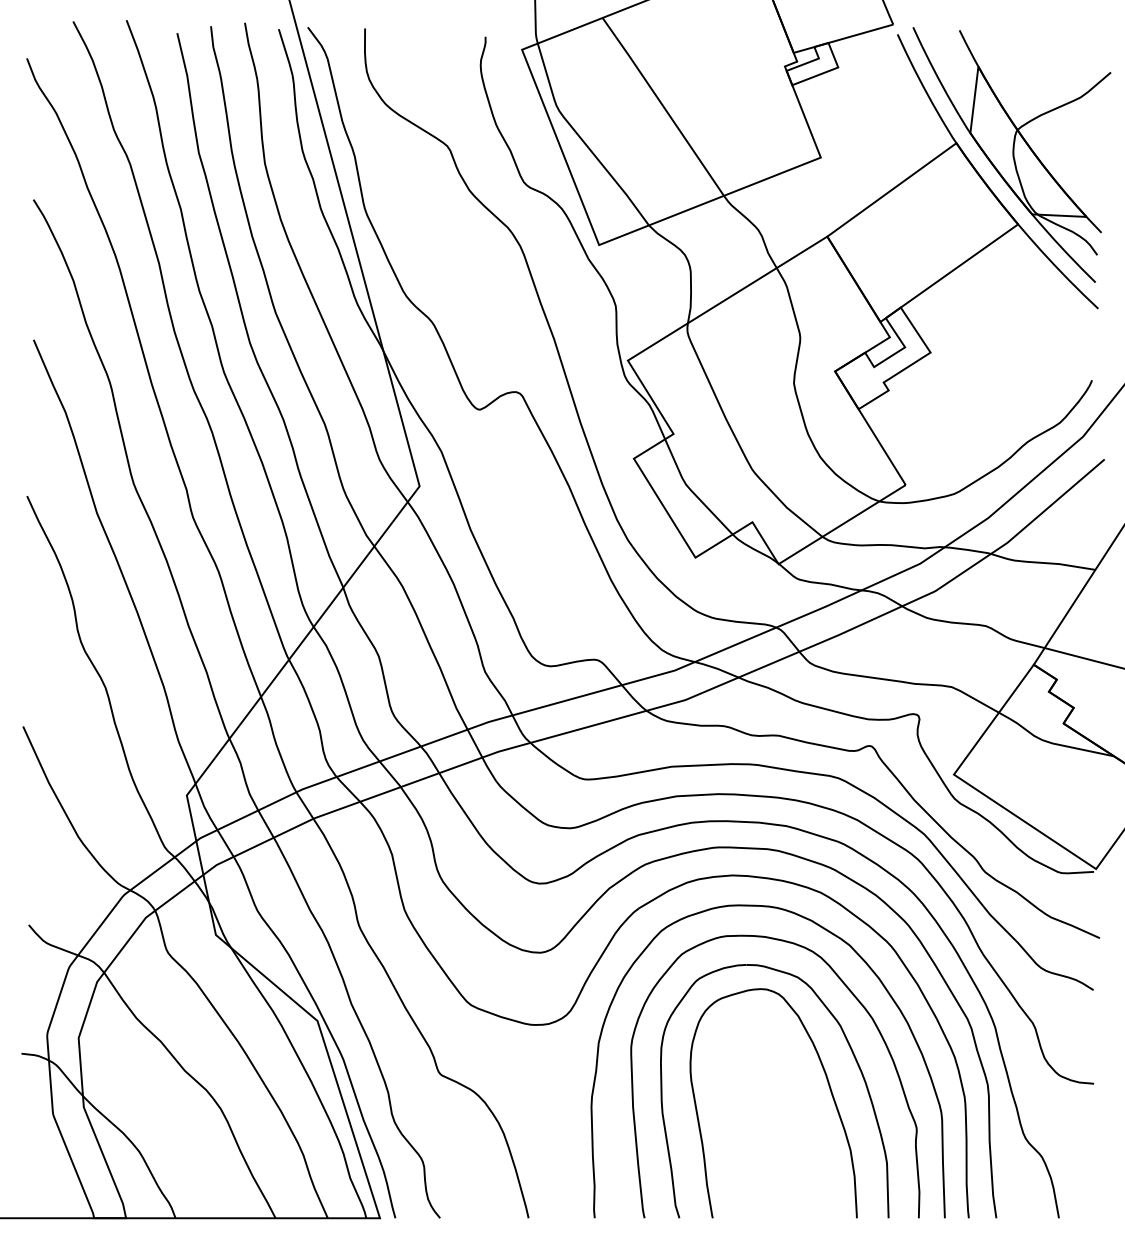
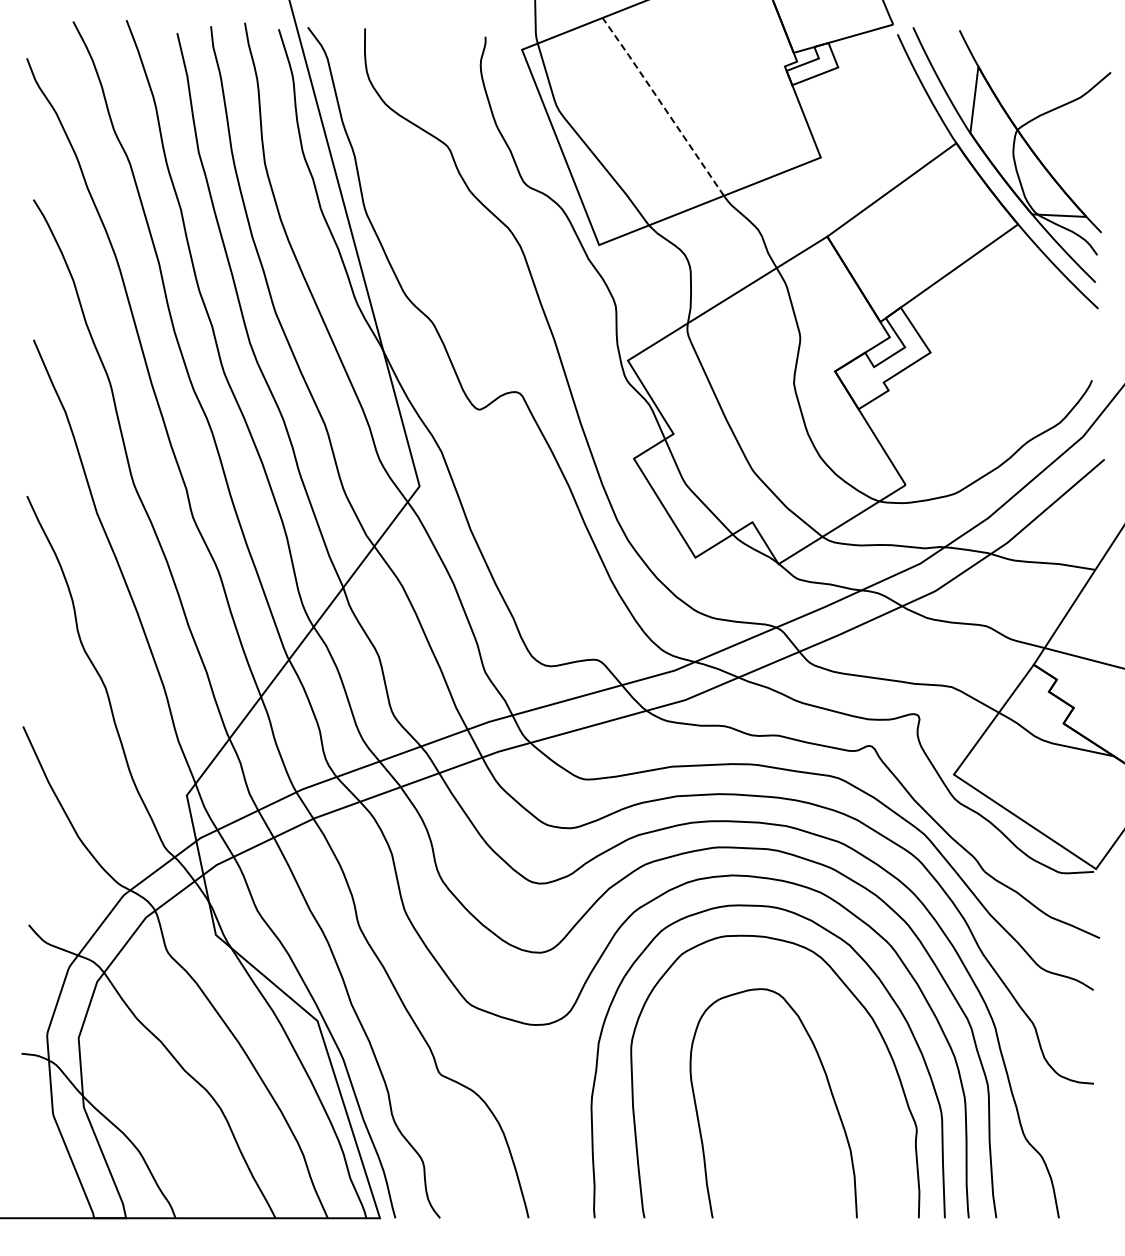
line: solid -> dashed (662, 105)
part: present -> none (851, 1052)
